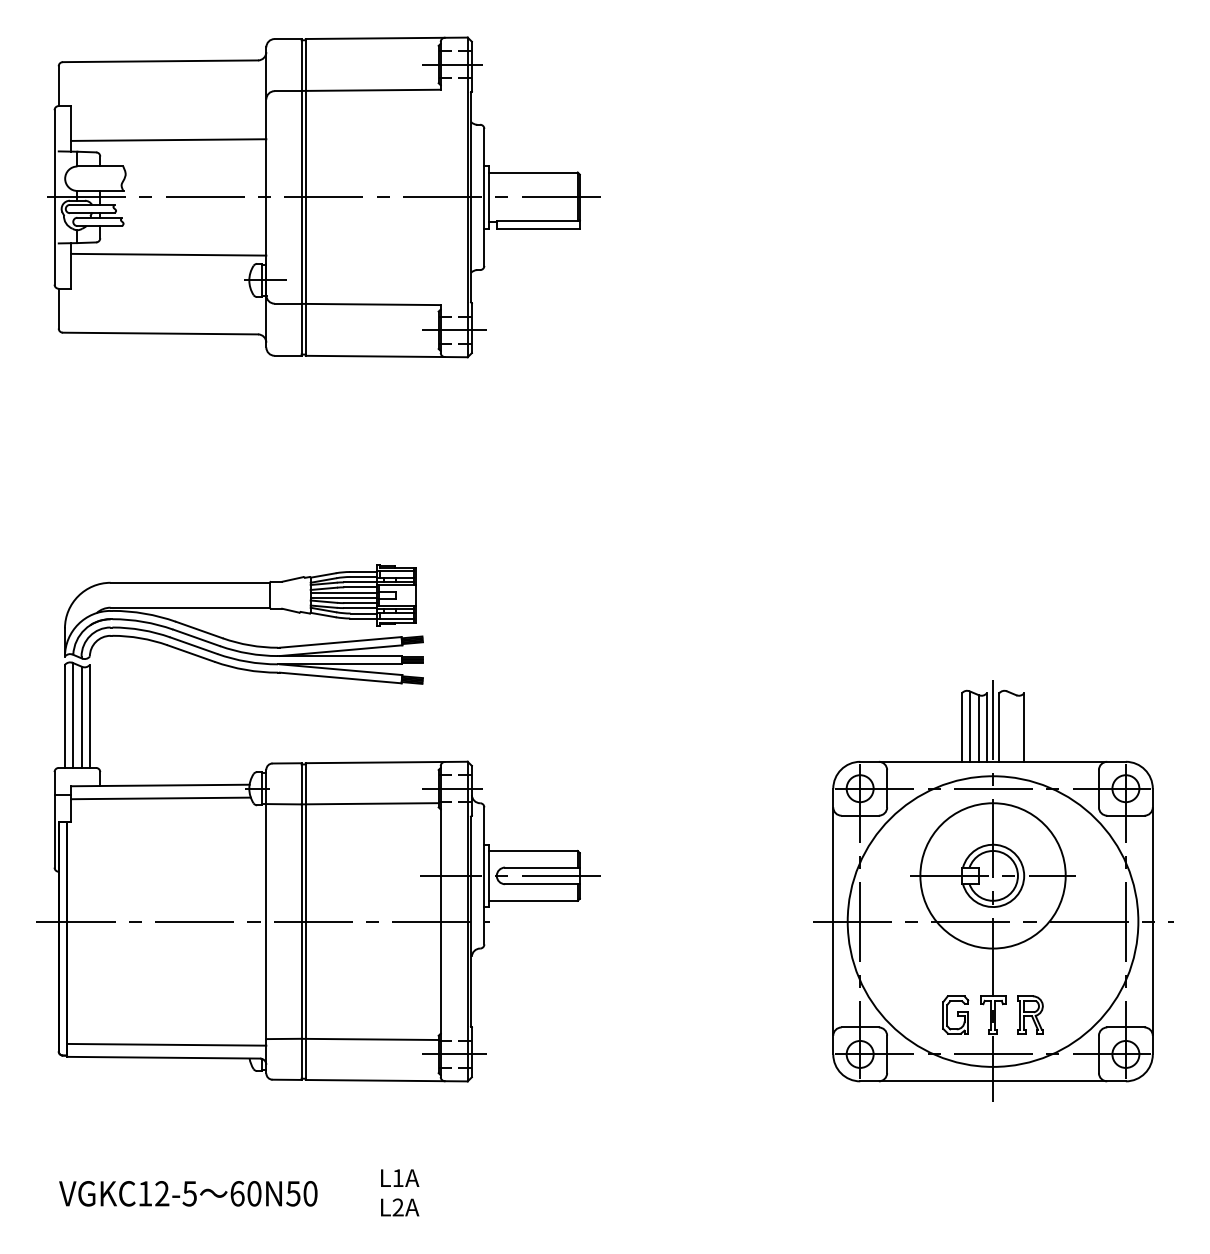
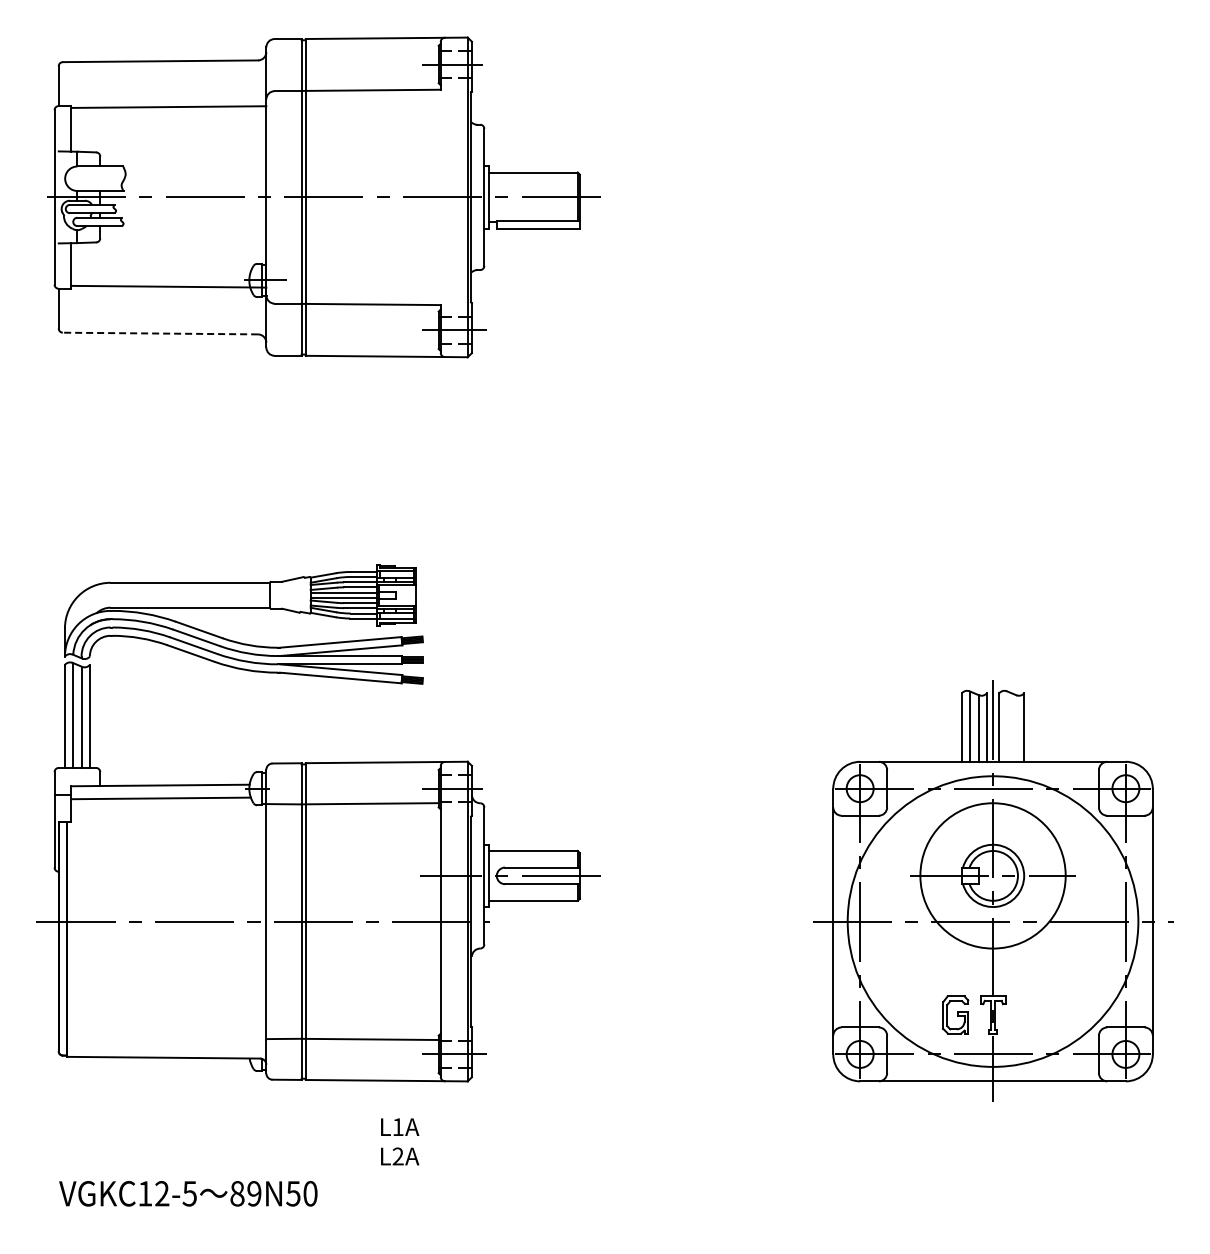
line position: (168, 139) -> (168, 106) (168, 106)
line position: (168, 254) -> (168, 286) (168, 286)
line: solid -> dashed (160, 333)
part: present -> none (1030, 1014)
line: present -> none (166, 1044)
text position: (400, 1192) -> (400, 1141) (400, 1141)
text: 60N50 -> 89N50 (245, 1193)
